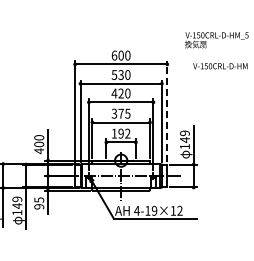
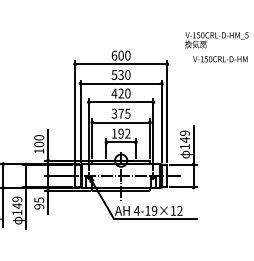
text position: (220, 66) -> (220, 59) (220, 59)
line: dashed -> solid (167, 110)
text: 400 -> 100 (39, 151)
